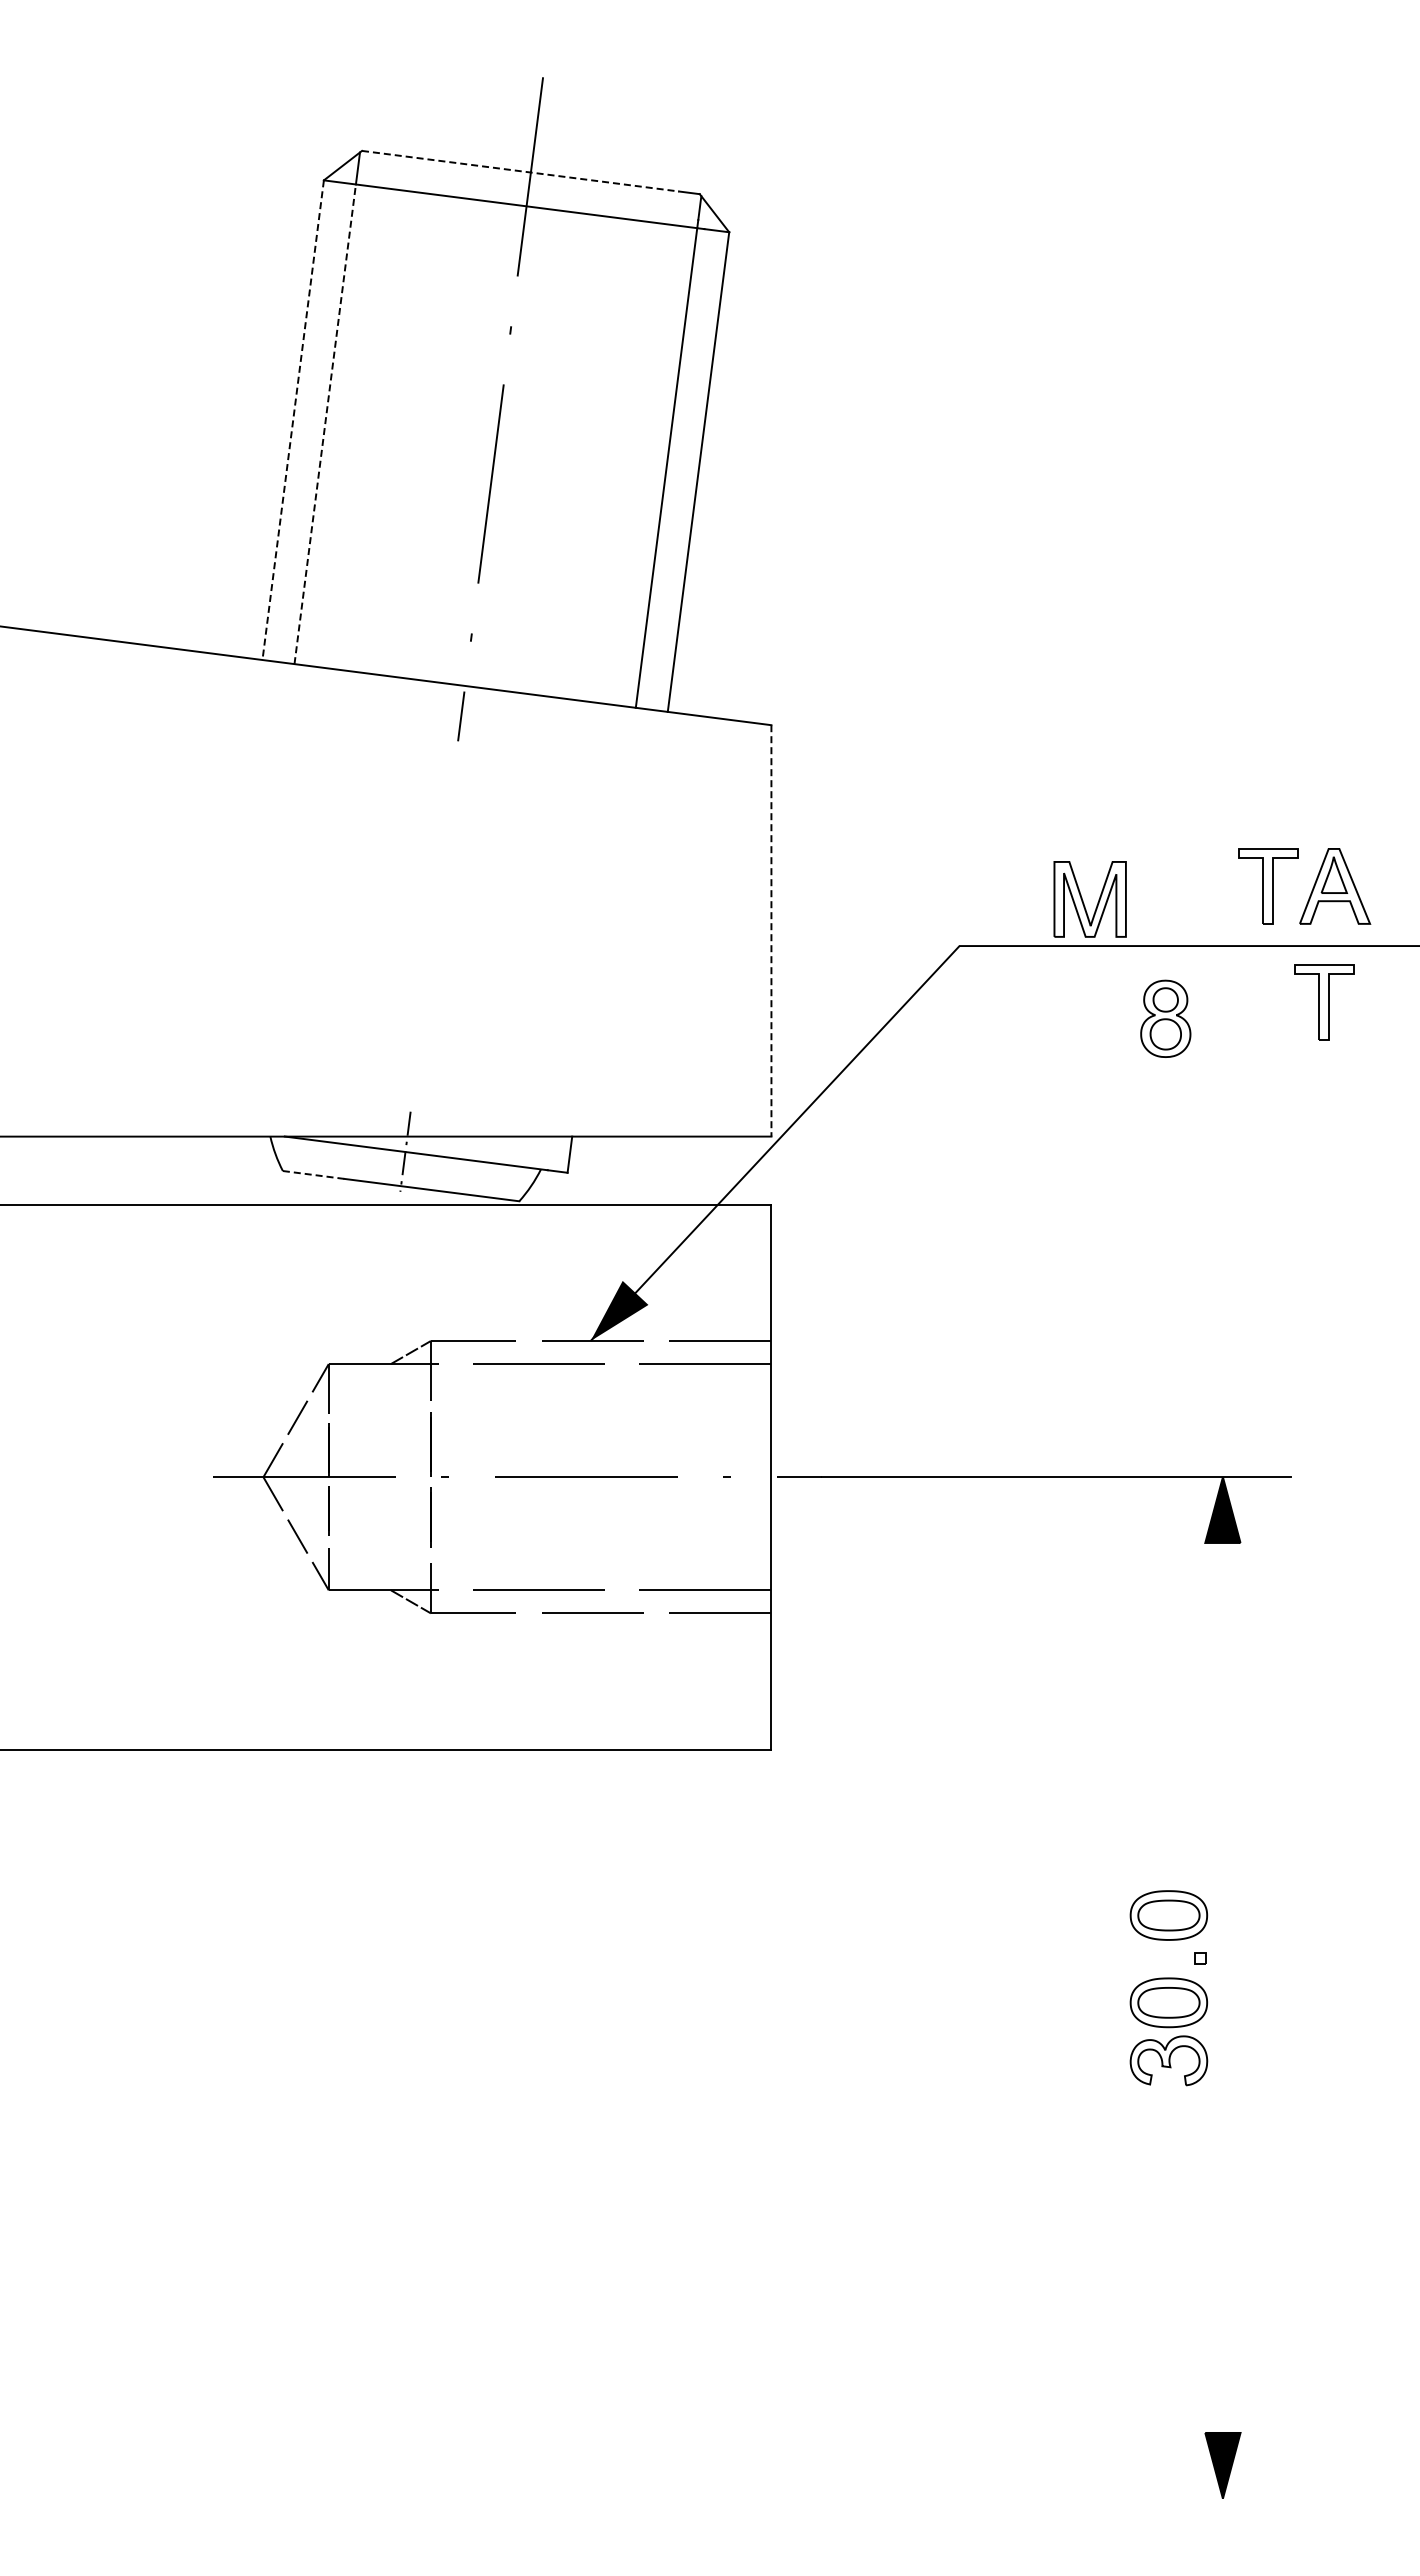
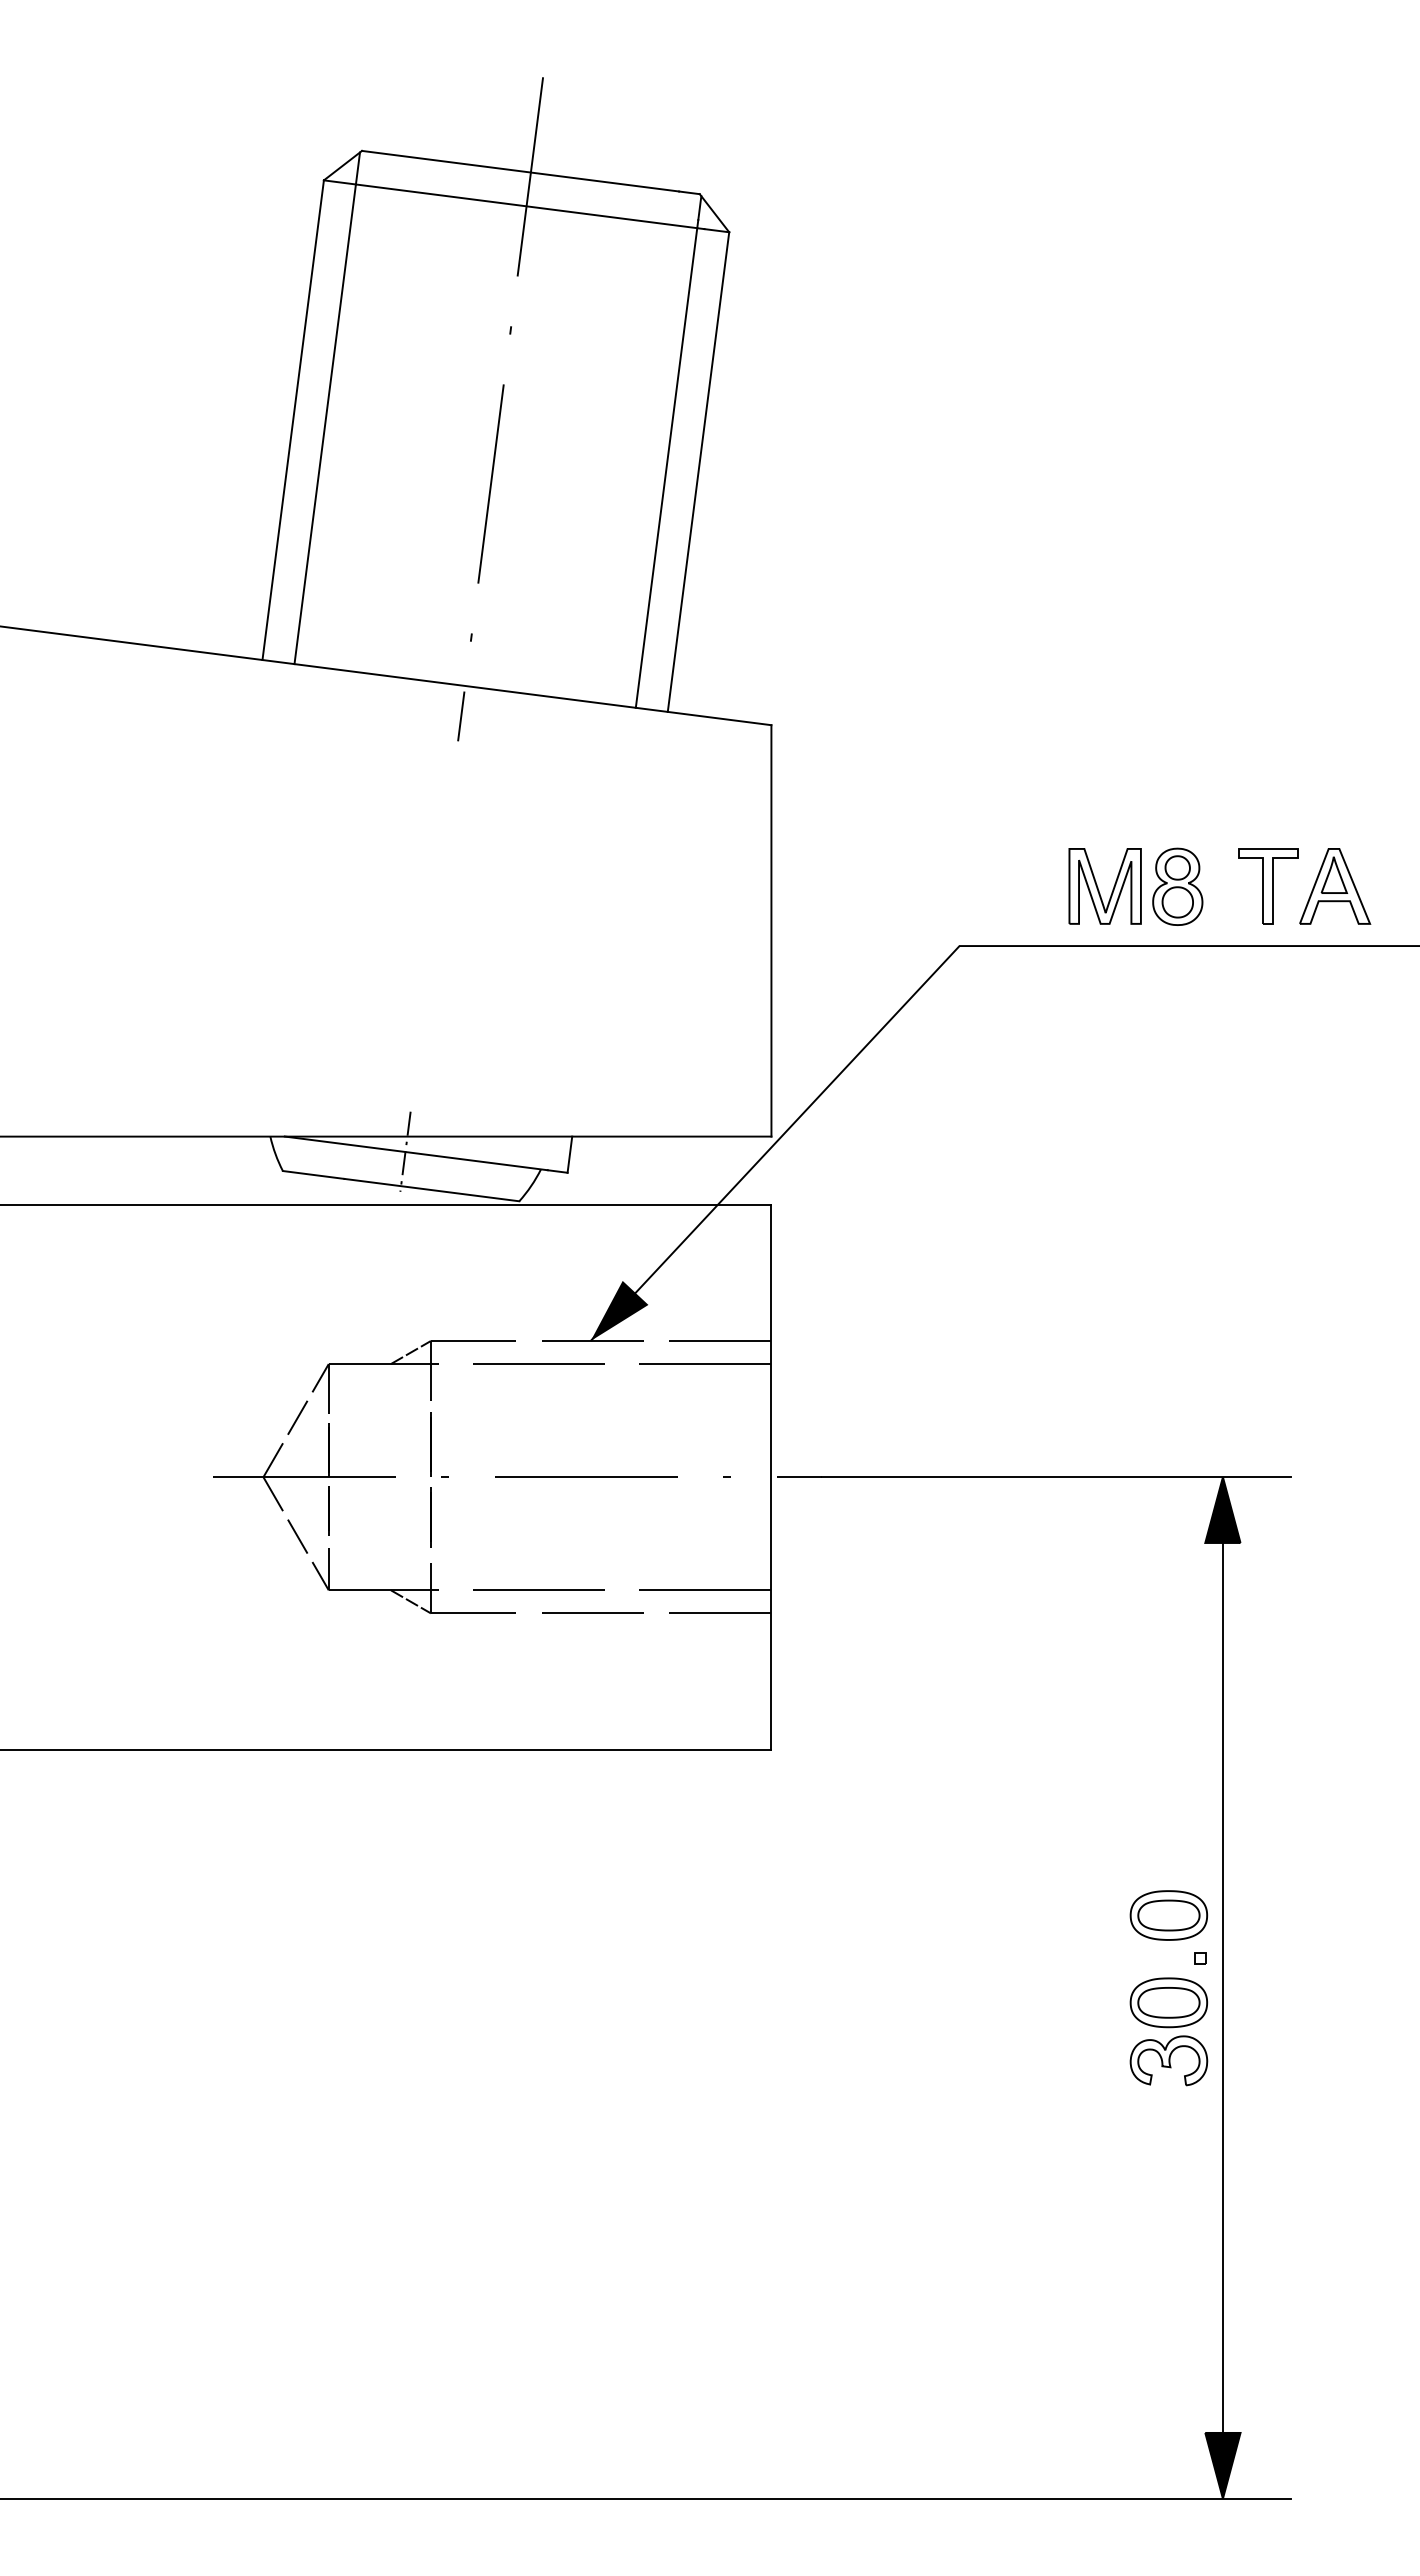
line: dashed -> solid (520, 171)
line: dashed -> solid (293, 420)
line: dashed -> solid (325, 424)
part position: (1083, 900) -> (1098, 887) (1098, 887)
line: dashed -> solid (771, 930)
part: present -> none (1324, 1002)
part position: (1165, 1018) -> (1177, 886) (1177, 886)
line: dashed -> solid (314, 1175)
line: none -> present (1222, 1987)
line: none -> present (646, 2498)
